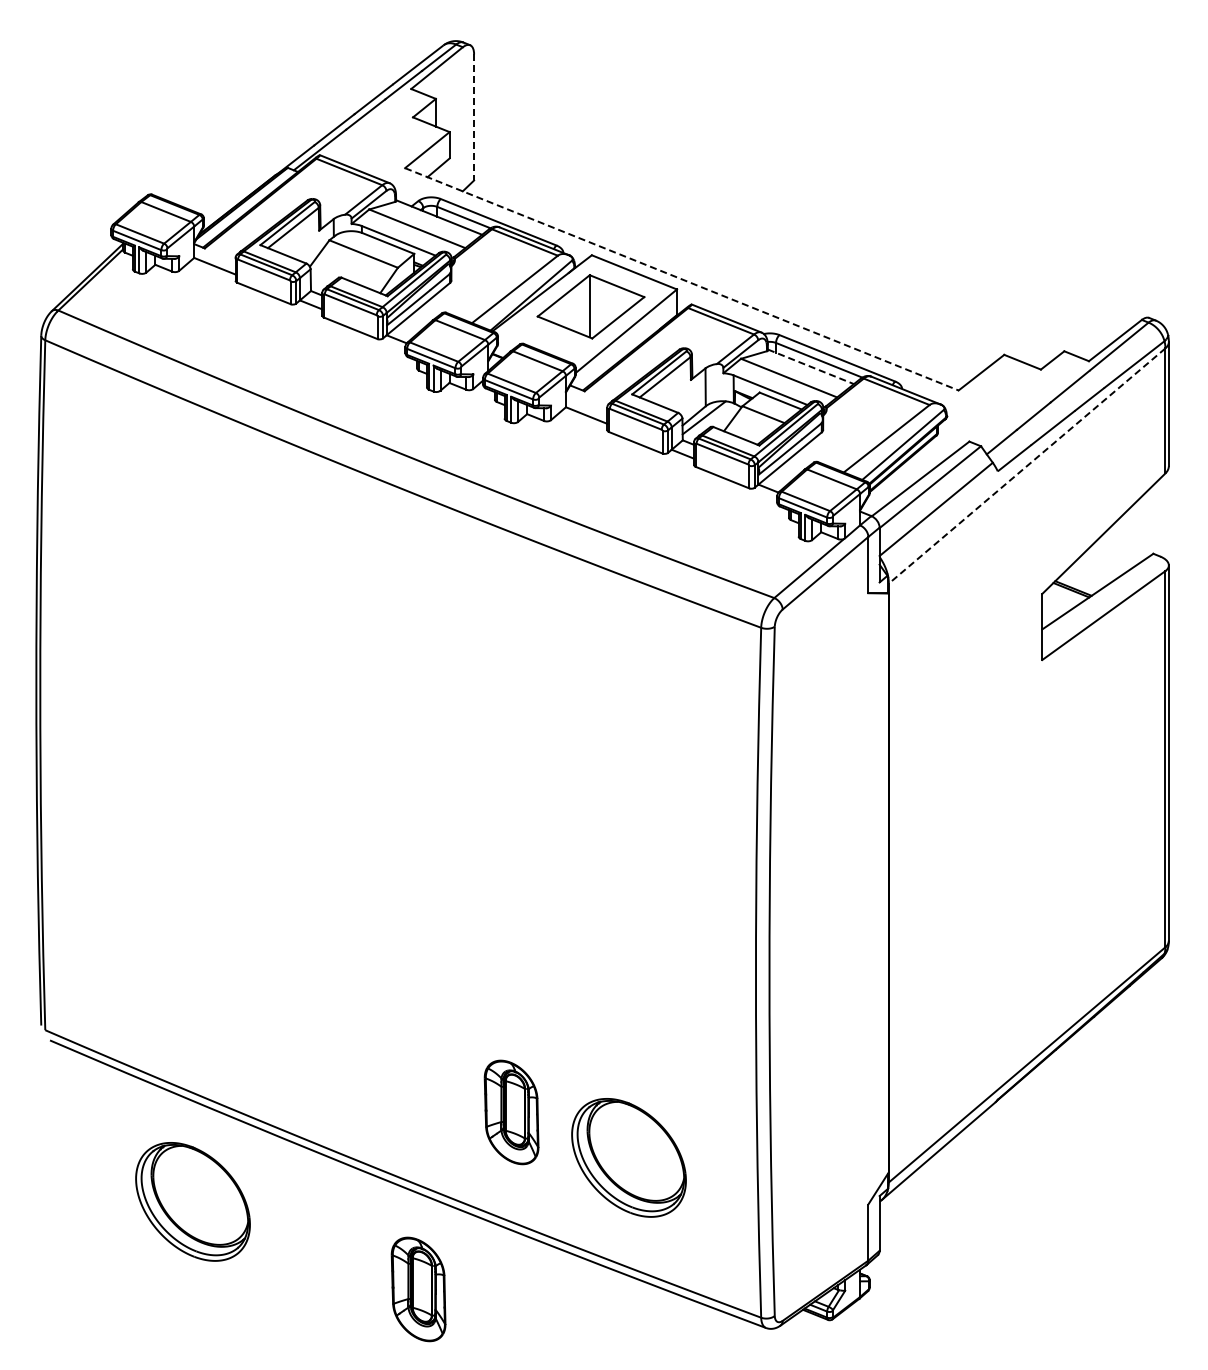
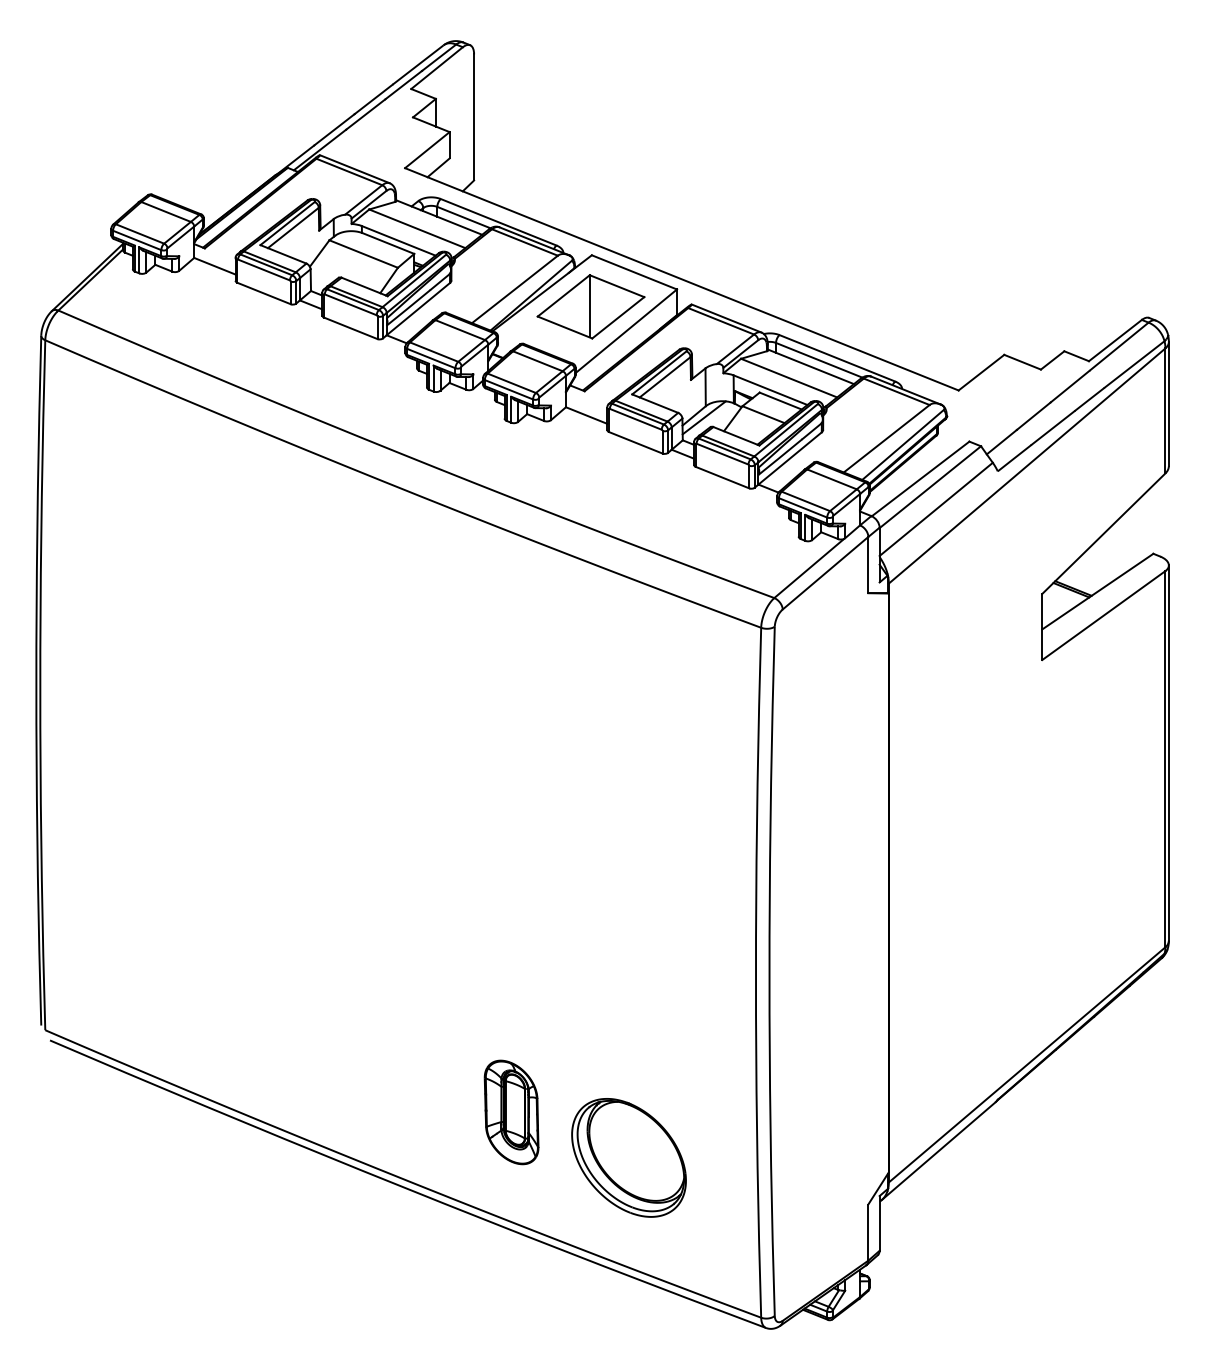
line: dashed -> solid (474, 117)
line: dashed -> solid (682, 279)
line: dashed -> solid (811, 367)
line: dashed -> solid (1027, 466)
part: present -> none (192, 1201)
part: present -> none (418, 1289)
